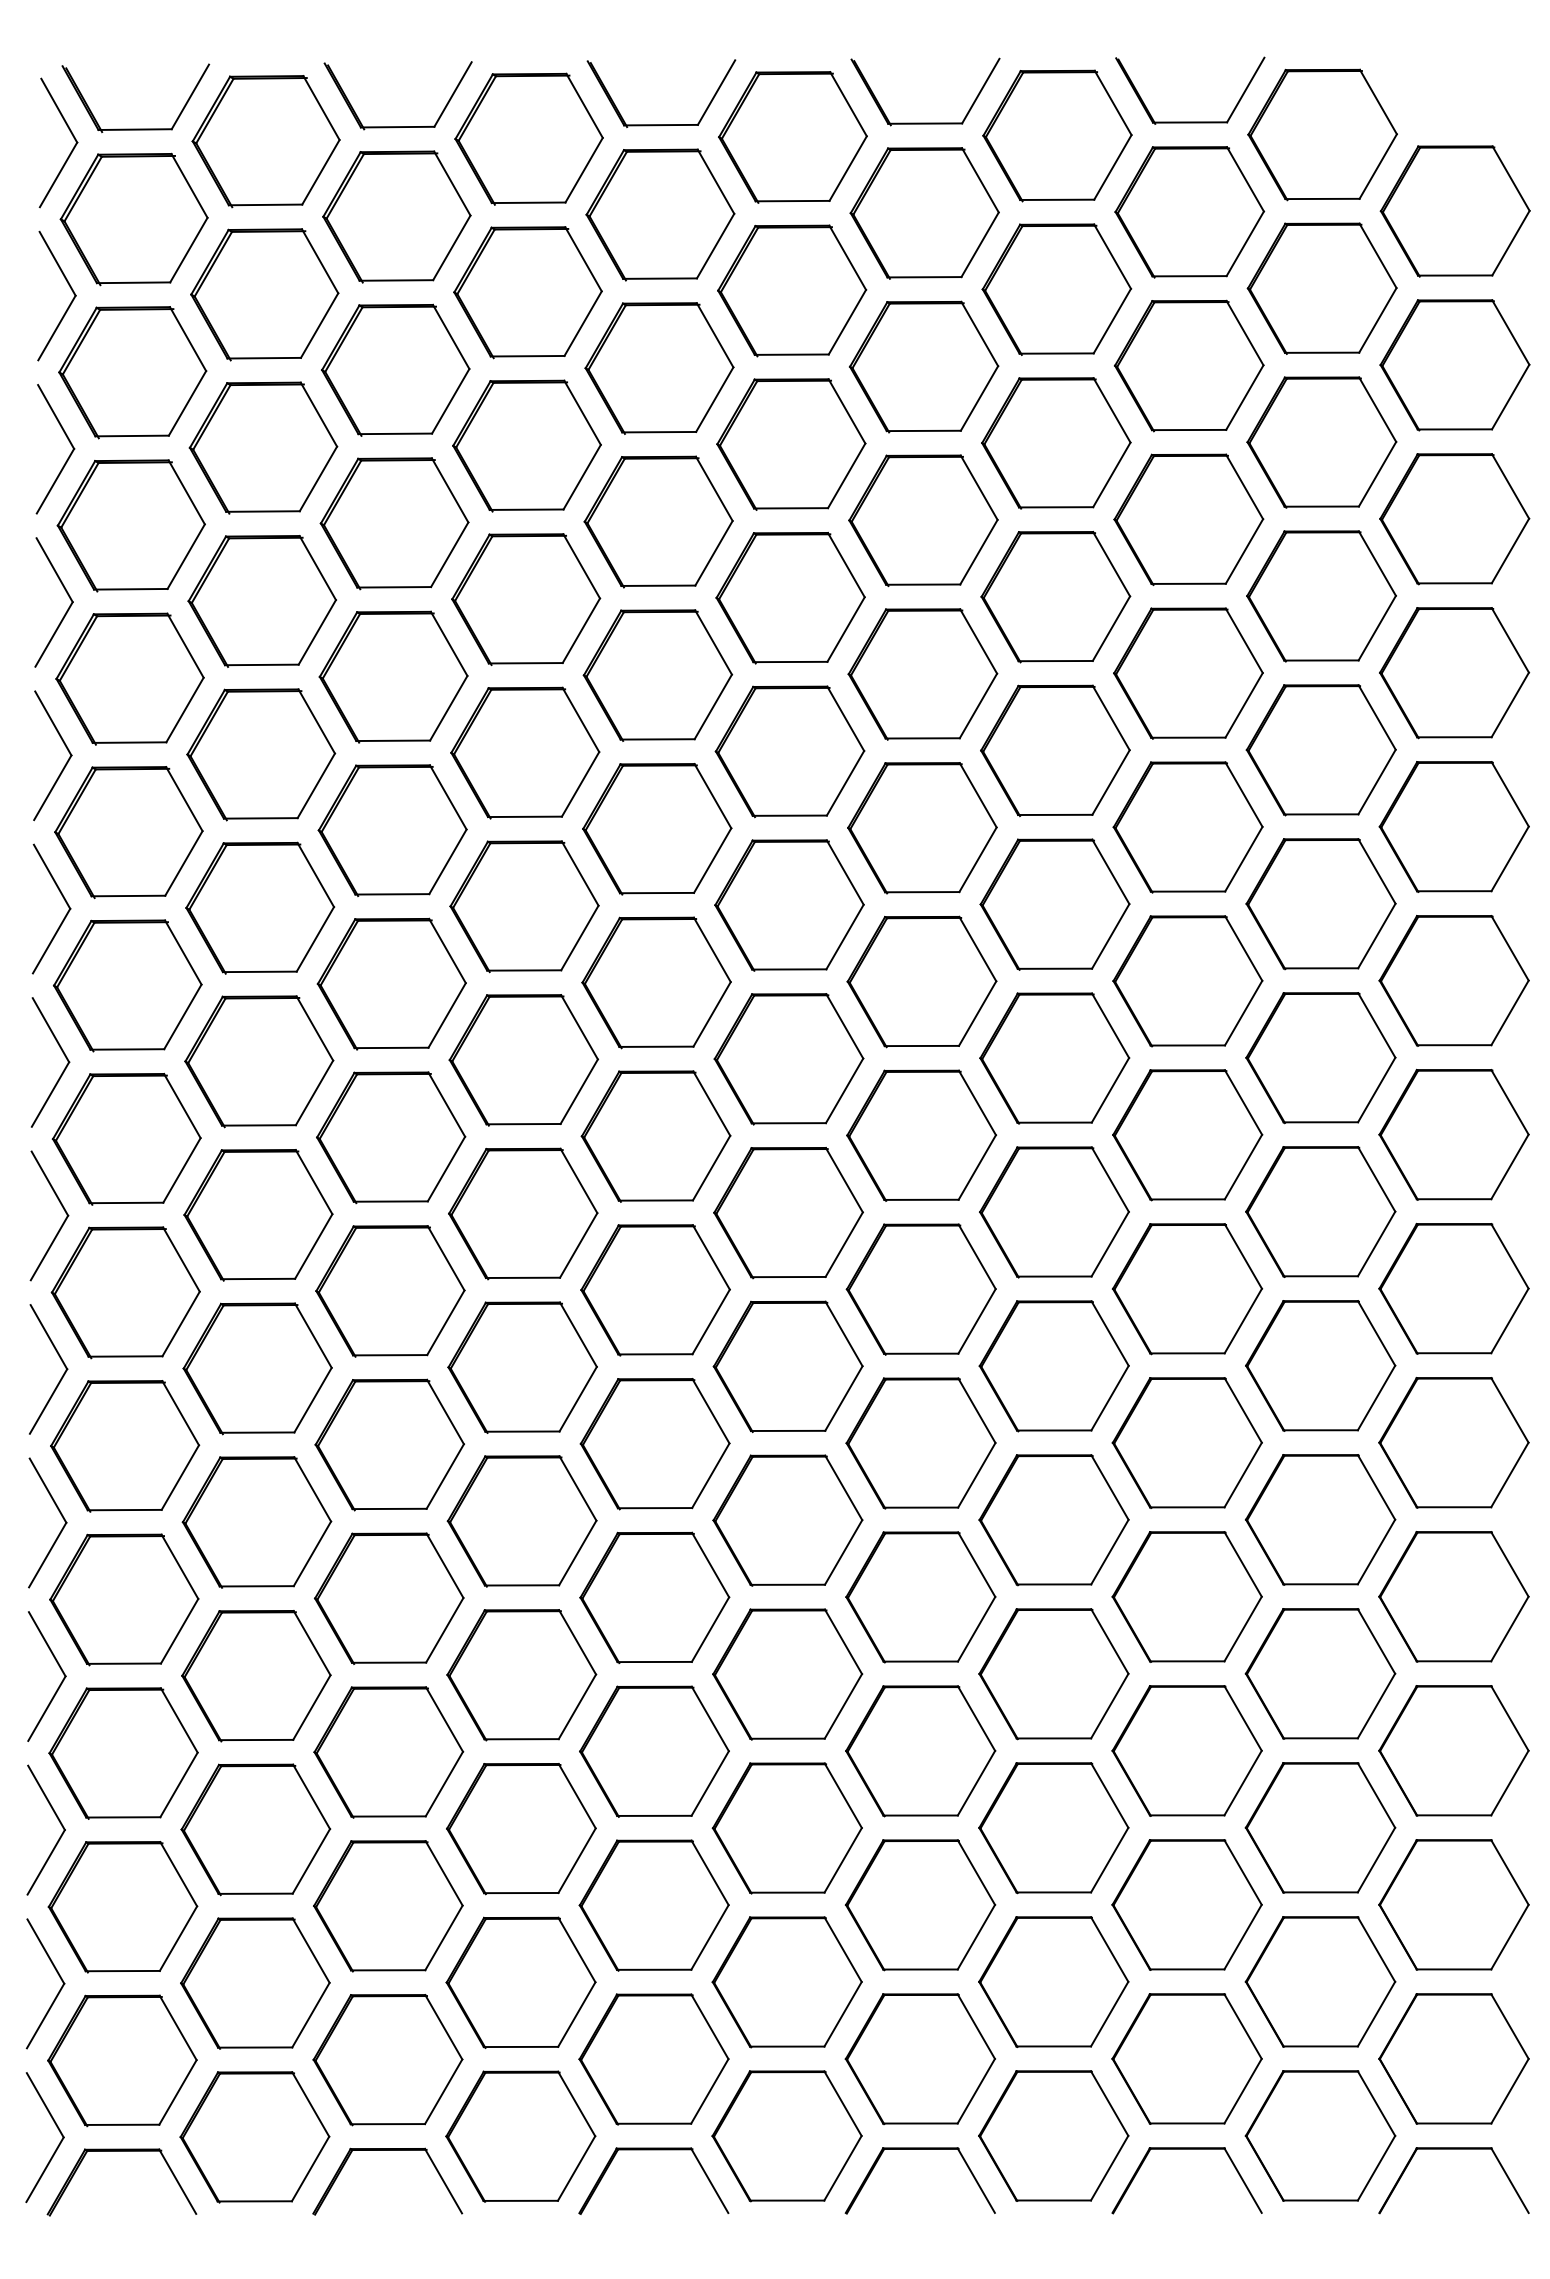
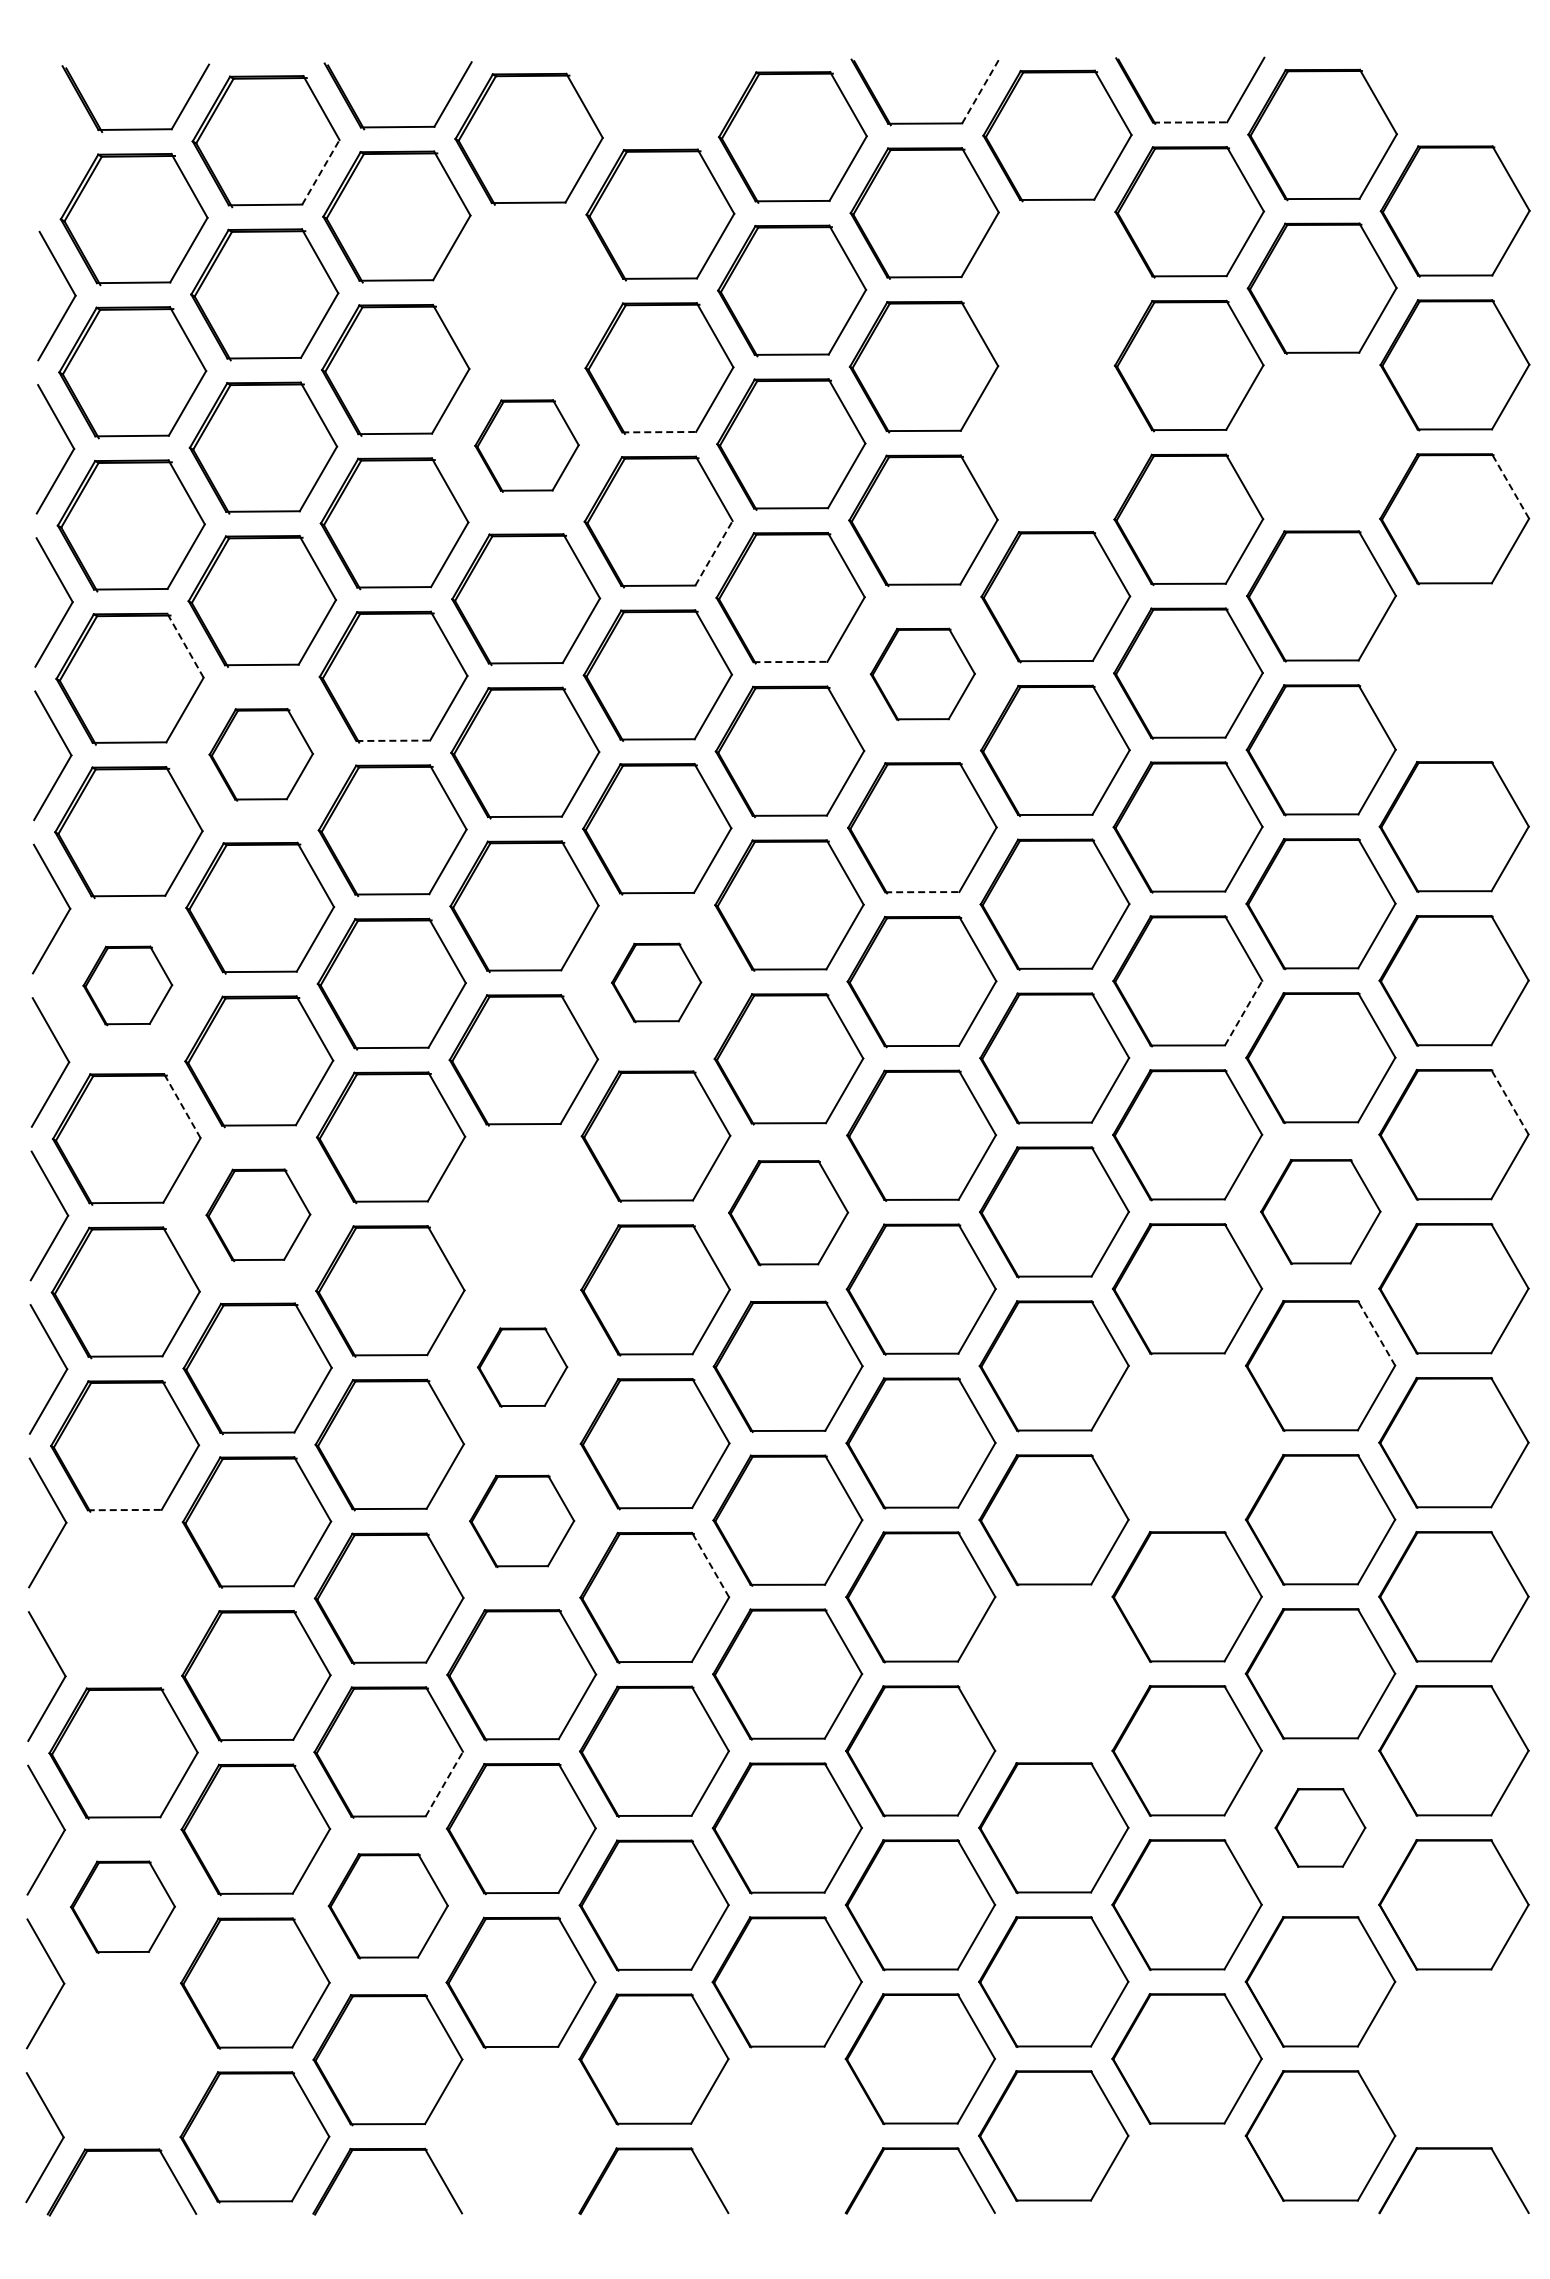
line: solid -> dashed (981, 90)
line: solid -> dashed (1190, 122)
part: present -> none (661, 124)
part: present -> none (72, 136)
line: solid -> dashed (321, 171)
part: present -> none (1056, 289)
part: present -> none (527, 292)
line: solid -> dashed (659, 432)
part: present -> none (1321, 442)
part: present -> none (1056, 443)
part size: 150x134 px -> 106x94 px (526, 445)
line: solid -> dashed (1510, 486)
line: solid -> dashed (714, 552)
line: solid -> dashed (185, 645)
line: solid -> dashed (790, 662)
part: present -> none (1454, 673)
part size: 152x133 px -> 107x95 px (922, 674)
line: solid -> dashed (393, 740)
part size: 151x134 px -> 106x94 px (260, 754)
line: solid -> dashed (922, 892)
part size: 151x134 px -> 92x82 px (656, 982)
part size: 150x134 px -> 92x82 px (127, 985)
line: solid -> dashed (1243, 1012)
line: solid -> dashed (1509, 1101)
line: solid -> dashed (182, 1106)
part size: 152x132 px -> 122x106 px (1320, 1211)
part: present -> none (523, 1213)
part size: 151x133 px -> 122x107 px (788, 1213)
part size: 151x133 px -> 107x95 px (258, 1215)
line: solid -> dashed (1376, 1332)
part size: 151x133 px -> 92x81 px (522, 1367)
part: present -> none (1186, 1442)
line: solid -> dashed (124, 1510)
part size: 152x133 px -> 107x95 px (522, 1521)
line: solid -> dashed (710, 1564)
part: present -> none (124, 1599)
part: present -> none (1053, 1674)
line: solid -> dashed (444, 1783)
part size: 153x132 px -> 93x80 px (1320, 1827)
part size: 151x133 px -> 122x107 px (387, 1906)
part size: 152x133 px -> 106x94 px (122, 1906)
part: present -> none (1453, 2058)
part: present -> none (122, 2060)
part: present -> none (520, 2136)
part: present -> none (786, 2136)
part: present -> none (1186, 2149)
